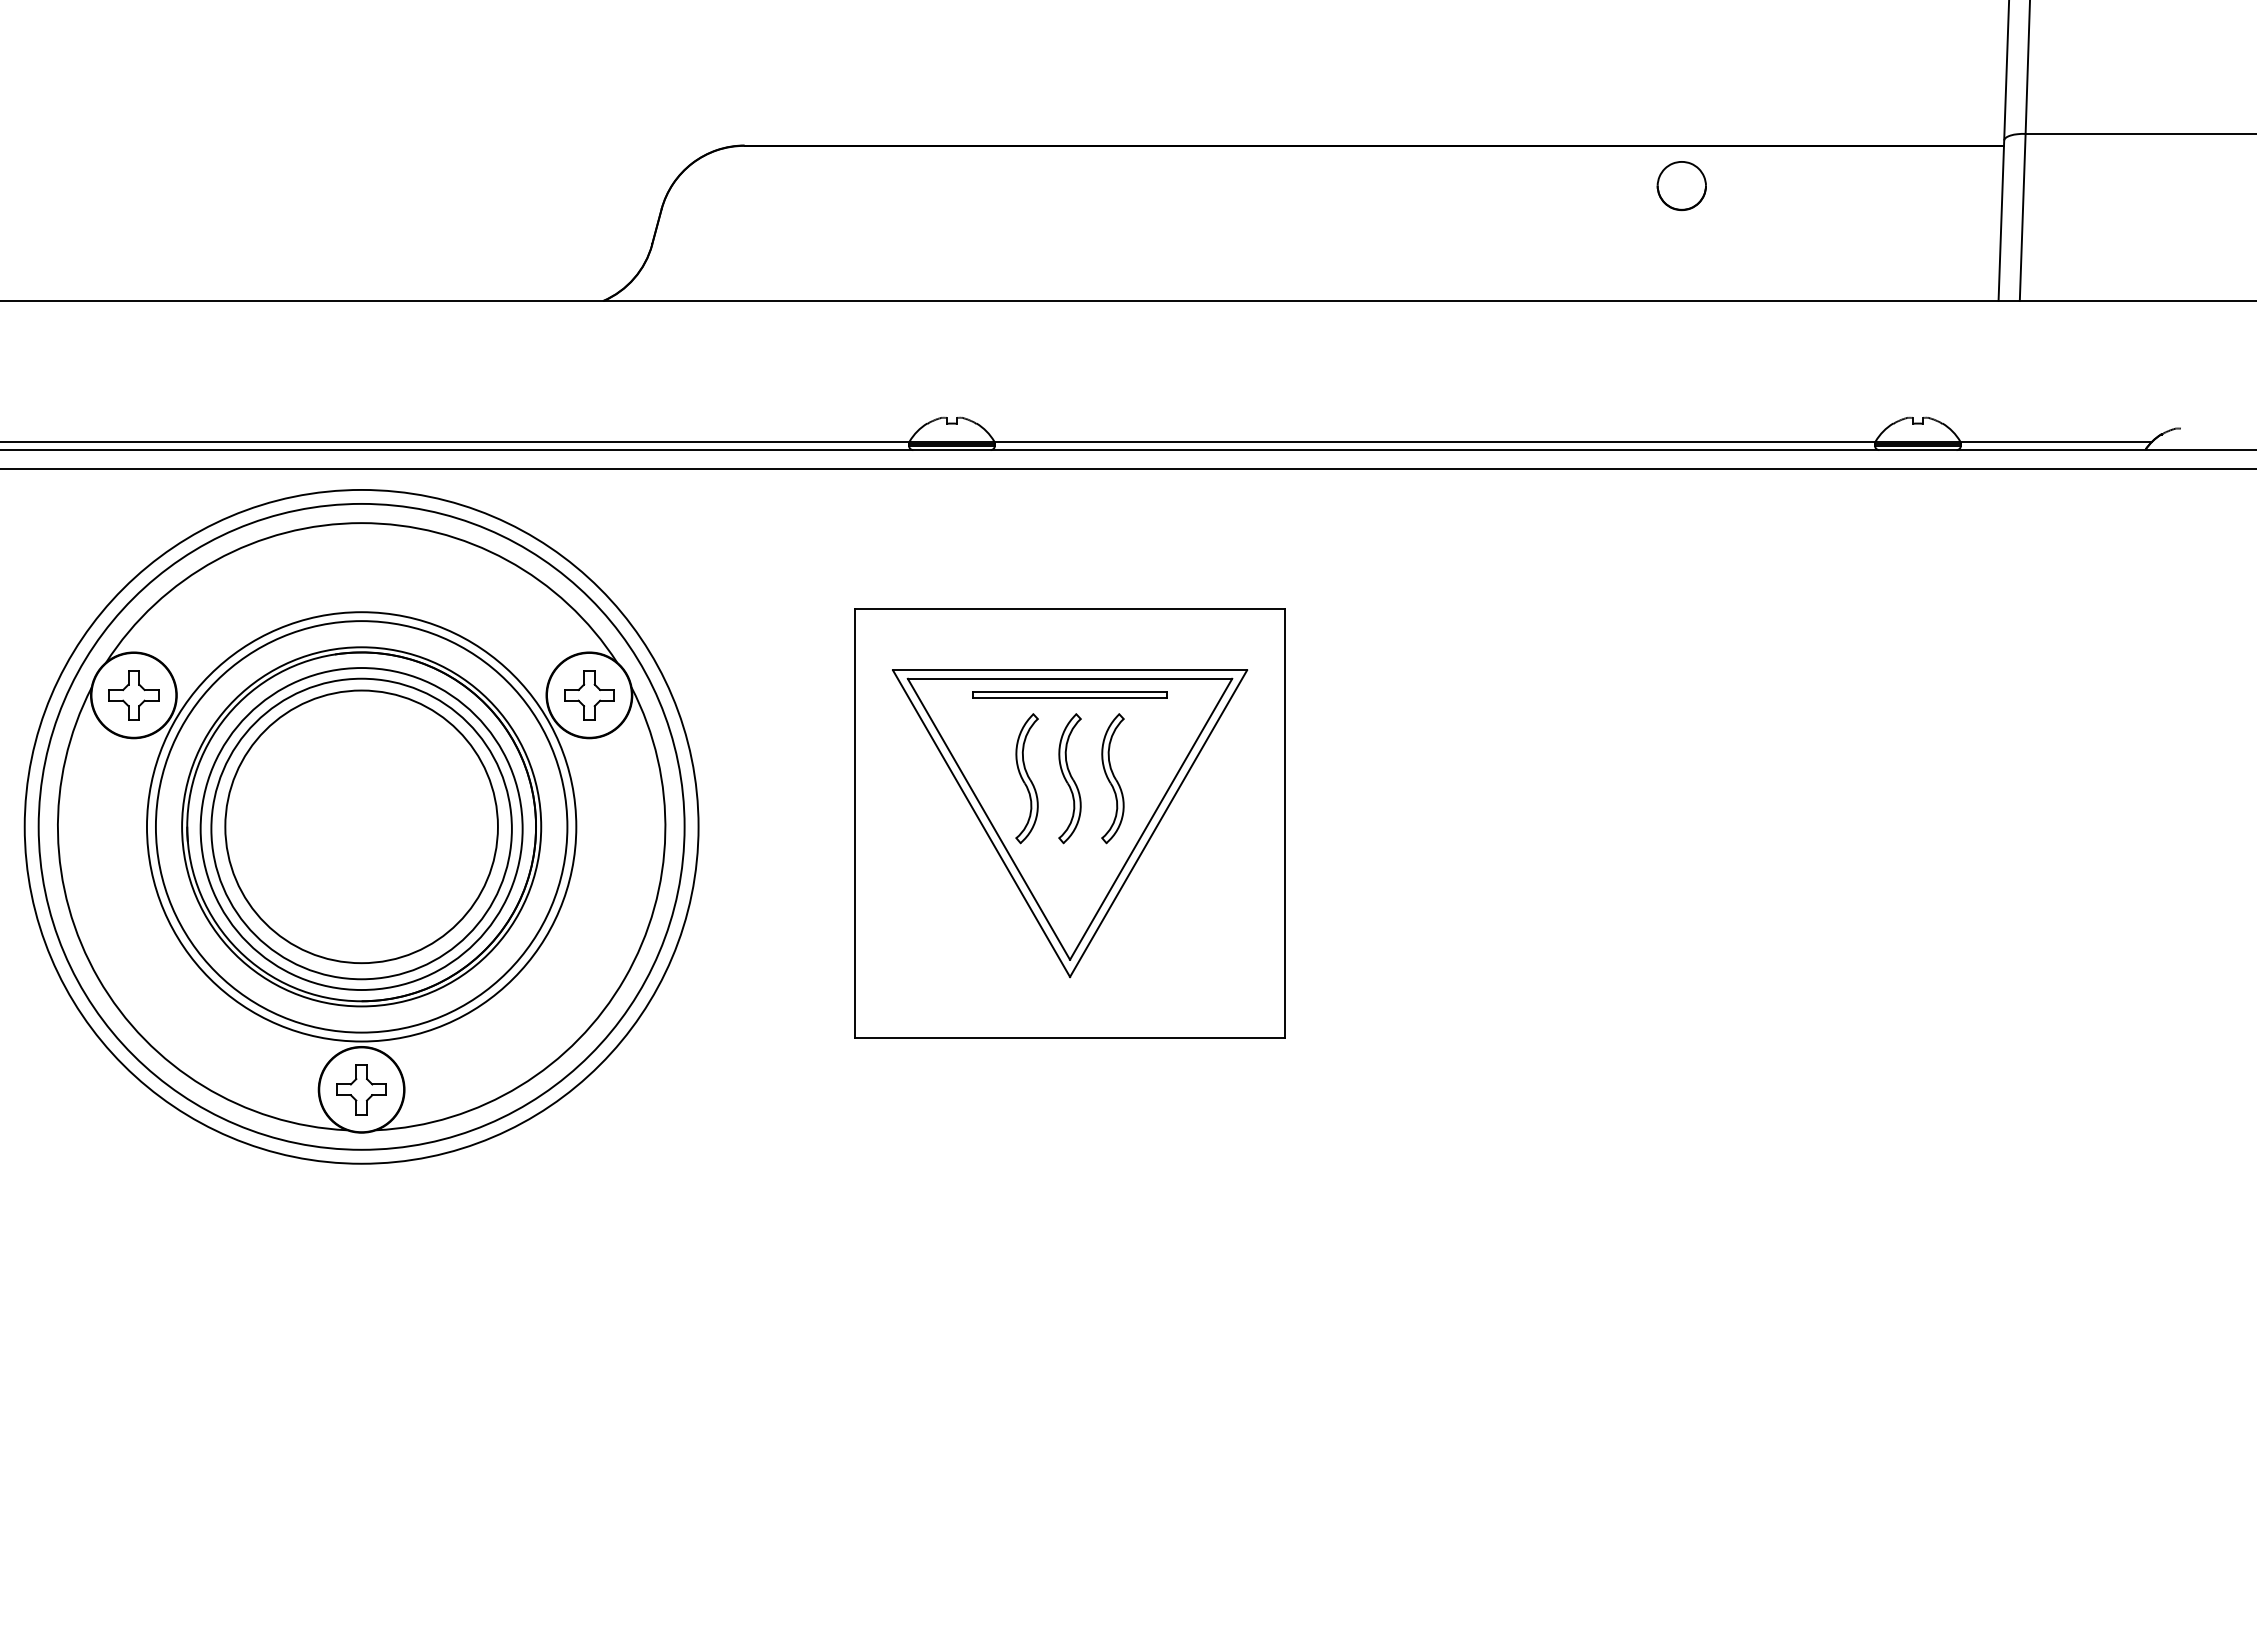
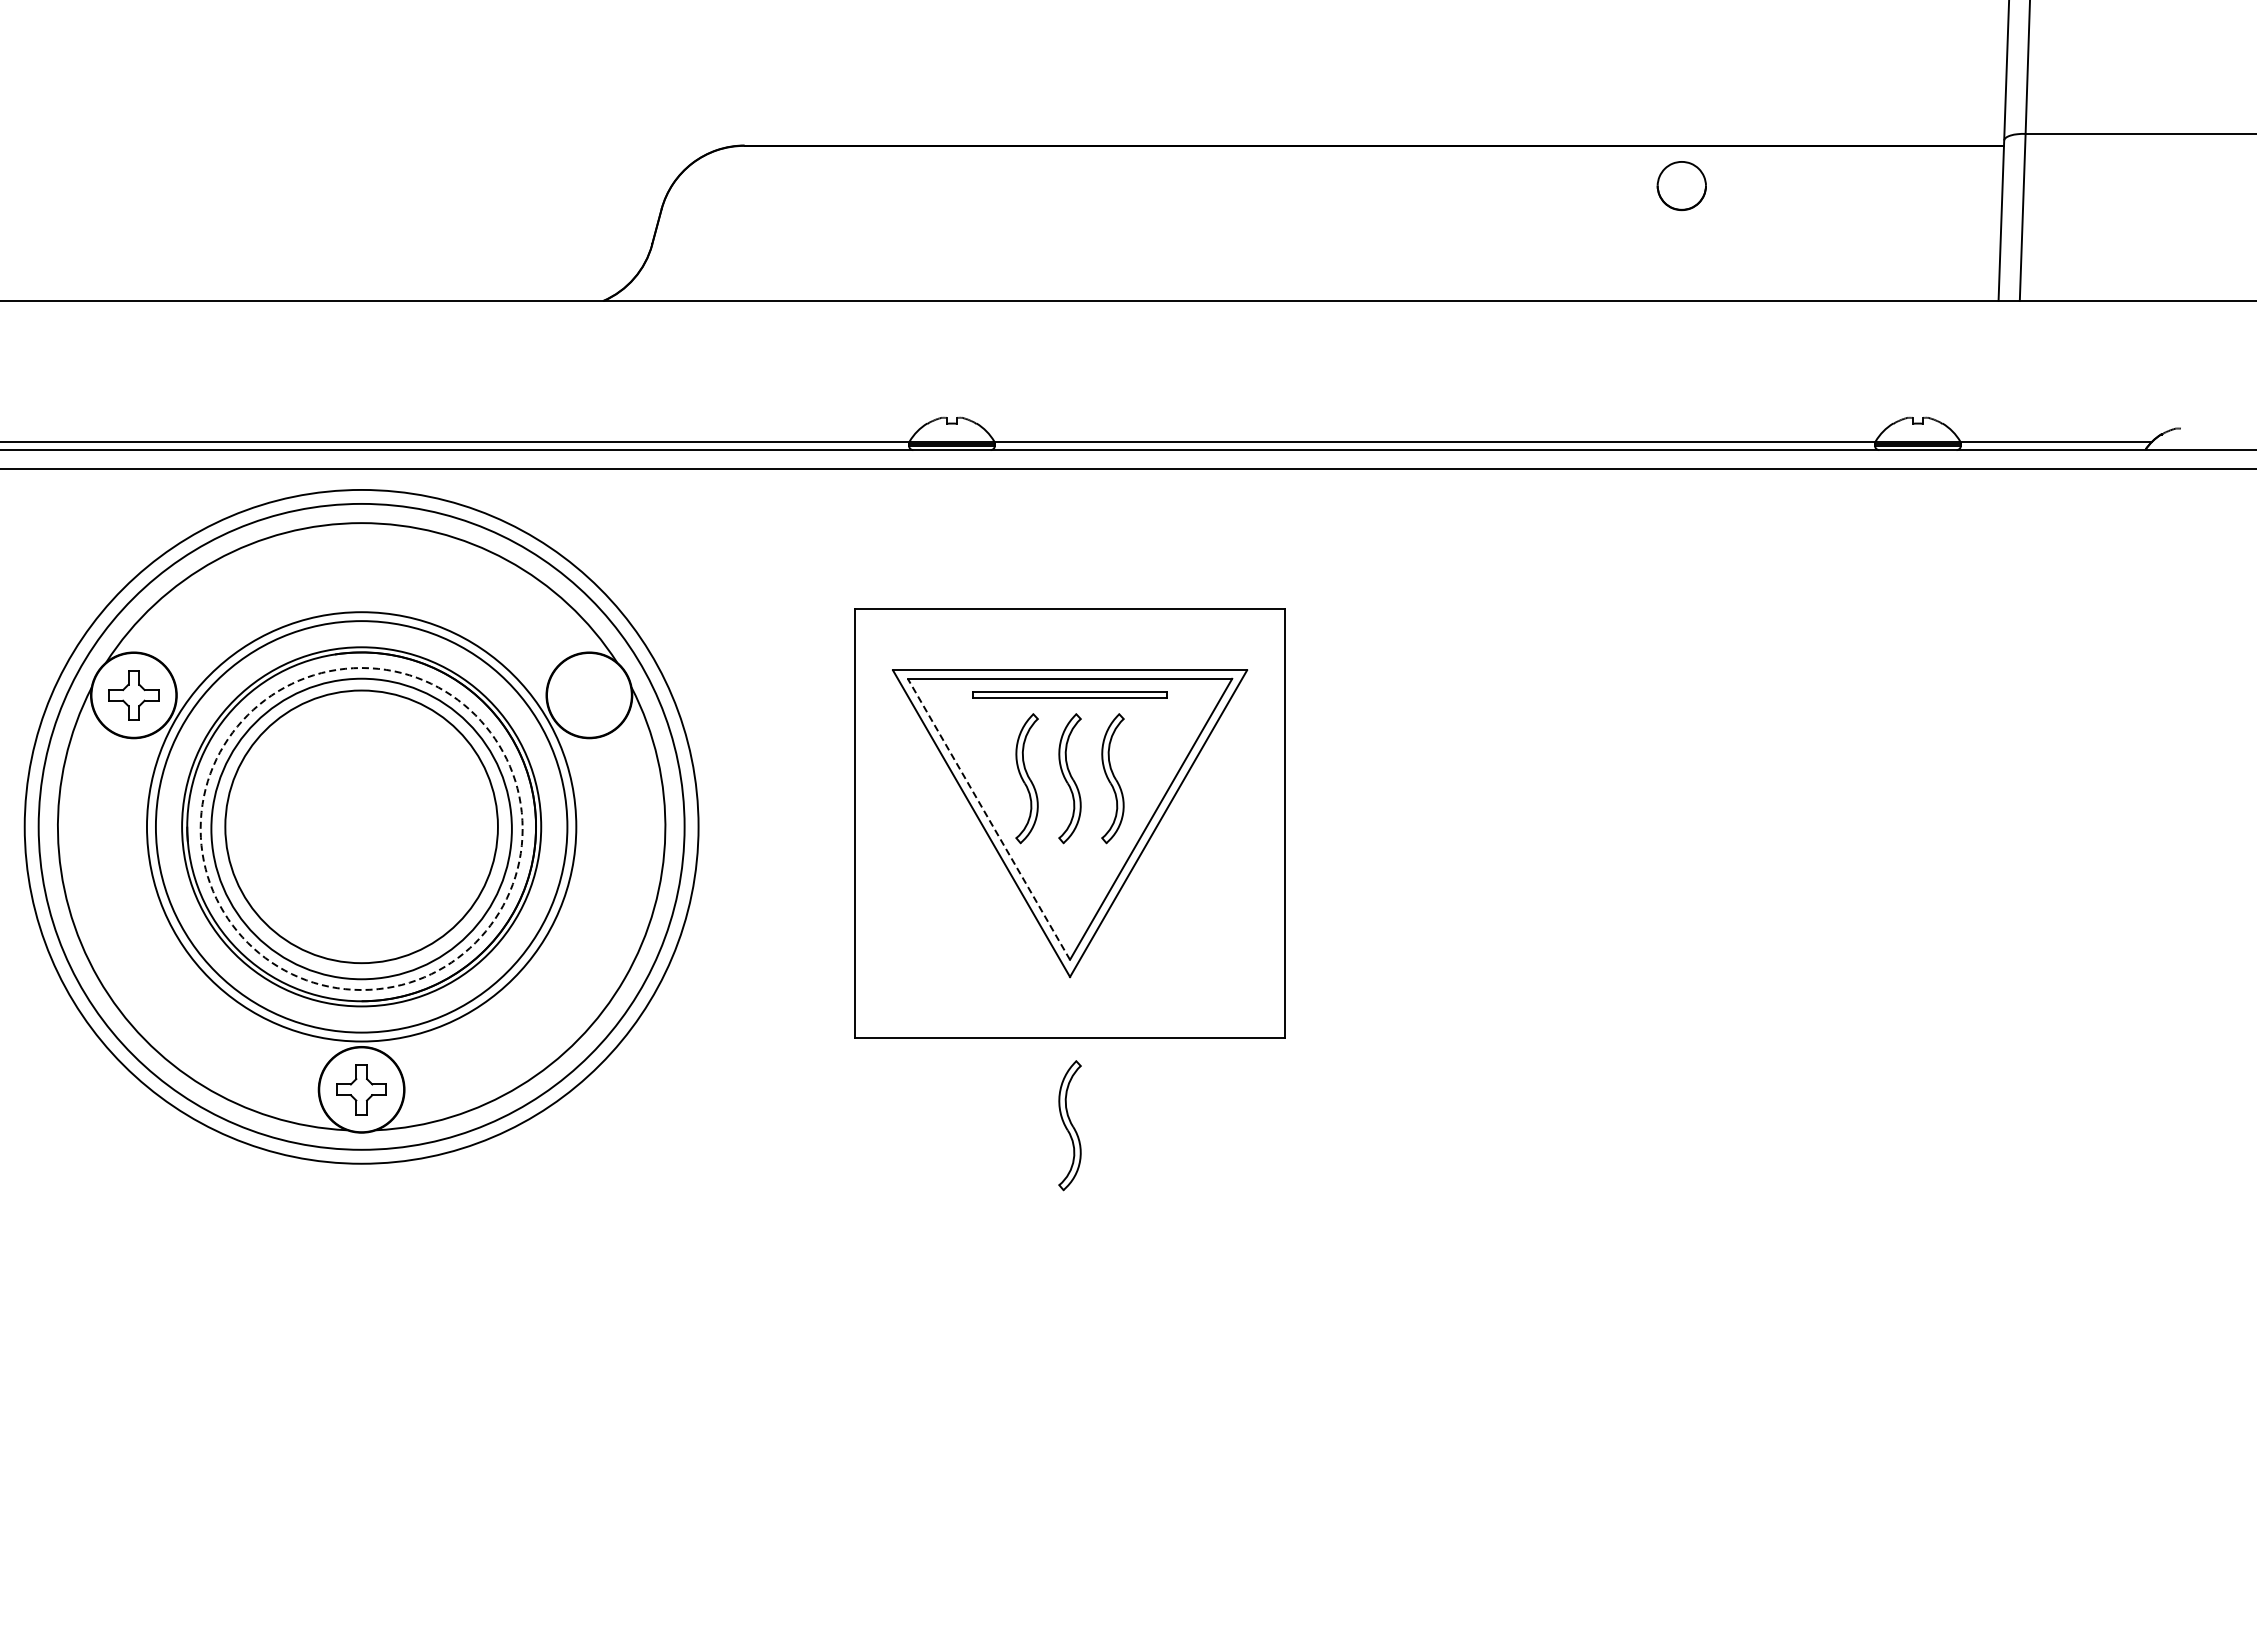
part: present -> none (589, 695)
line: solid -> dashed (988, 818)
circle: solid -> dashed (361, 829)
part: none -> present (1069, 1125)
